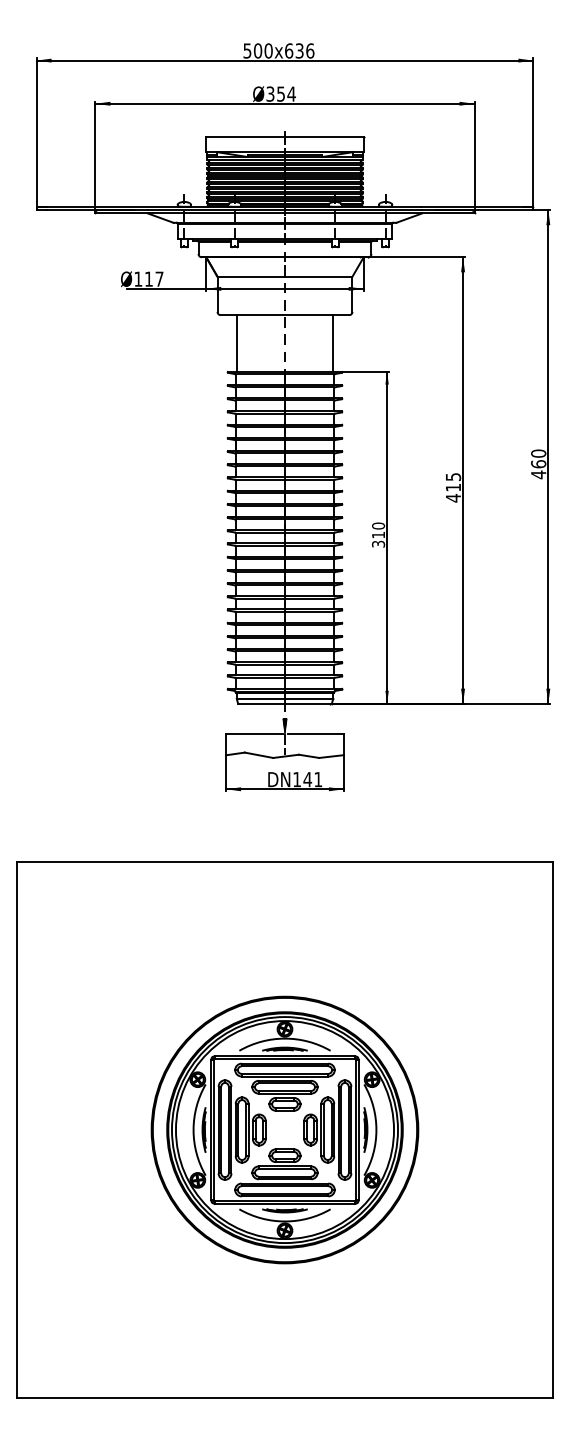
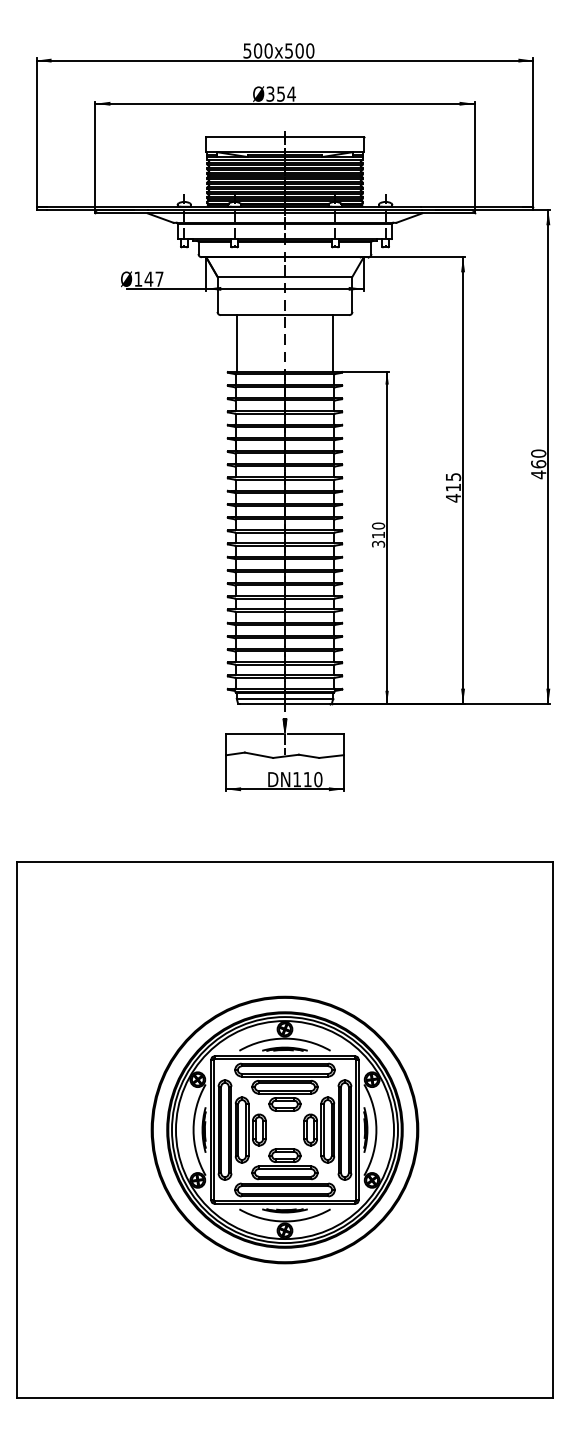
text: 500x636 -> 500x500 (299, 50)
text: 117 -> 147 (148, 278)
text: 141 -> 110 (312, 779)
